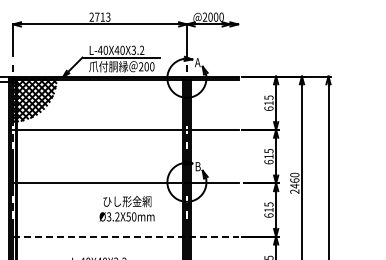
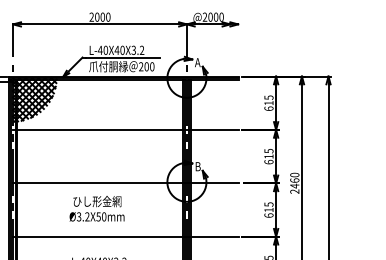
text: 2713 -> 2000 (102, 16)
text position: (126, 208) -> (96, 208) (96, 208)
line: dashed -> solid (126, 236)
